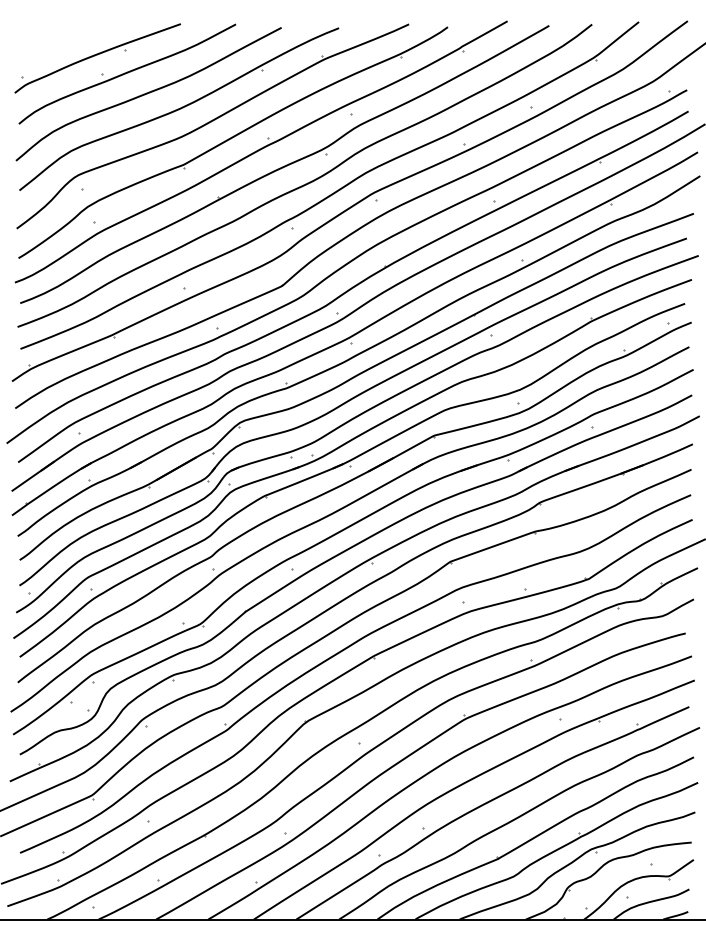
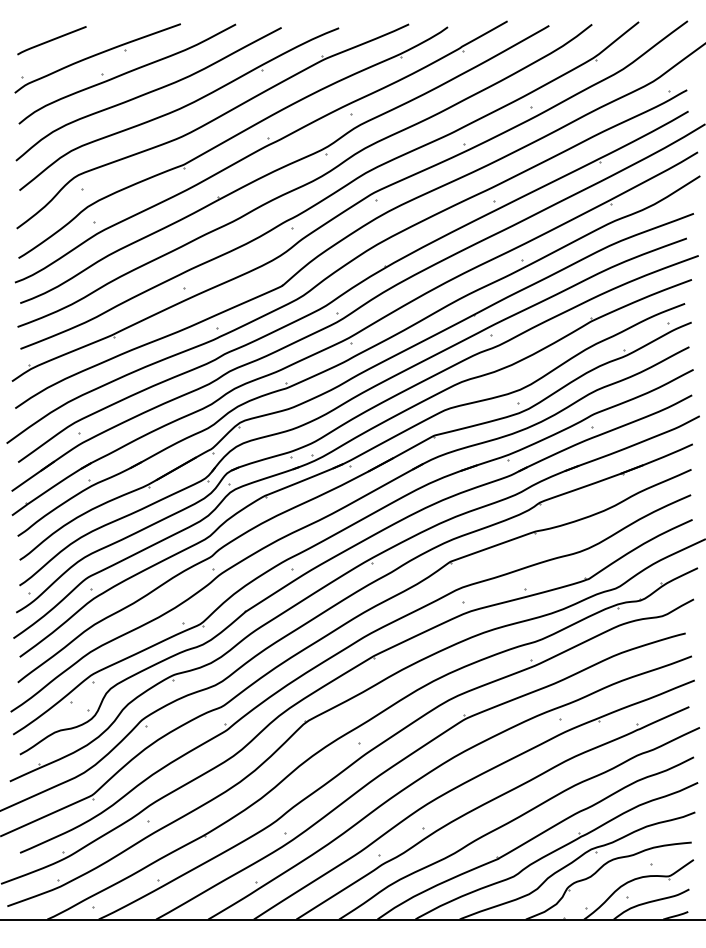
curve: none -> present (51, 40)
